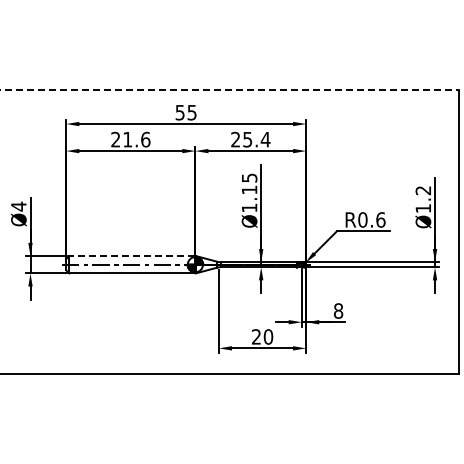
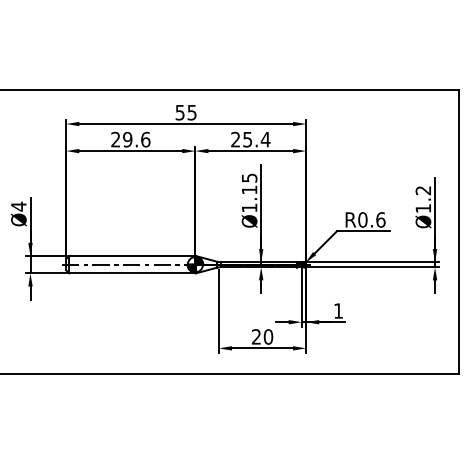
line: dashed -> solid (229, 90)
text: 21.6 -> 29.6 (127, 139)
line: dashed -> solid (131, 255)
text: 8 -> 1 (338, 310)
